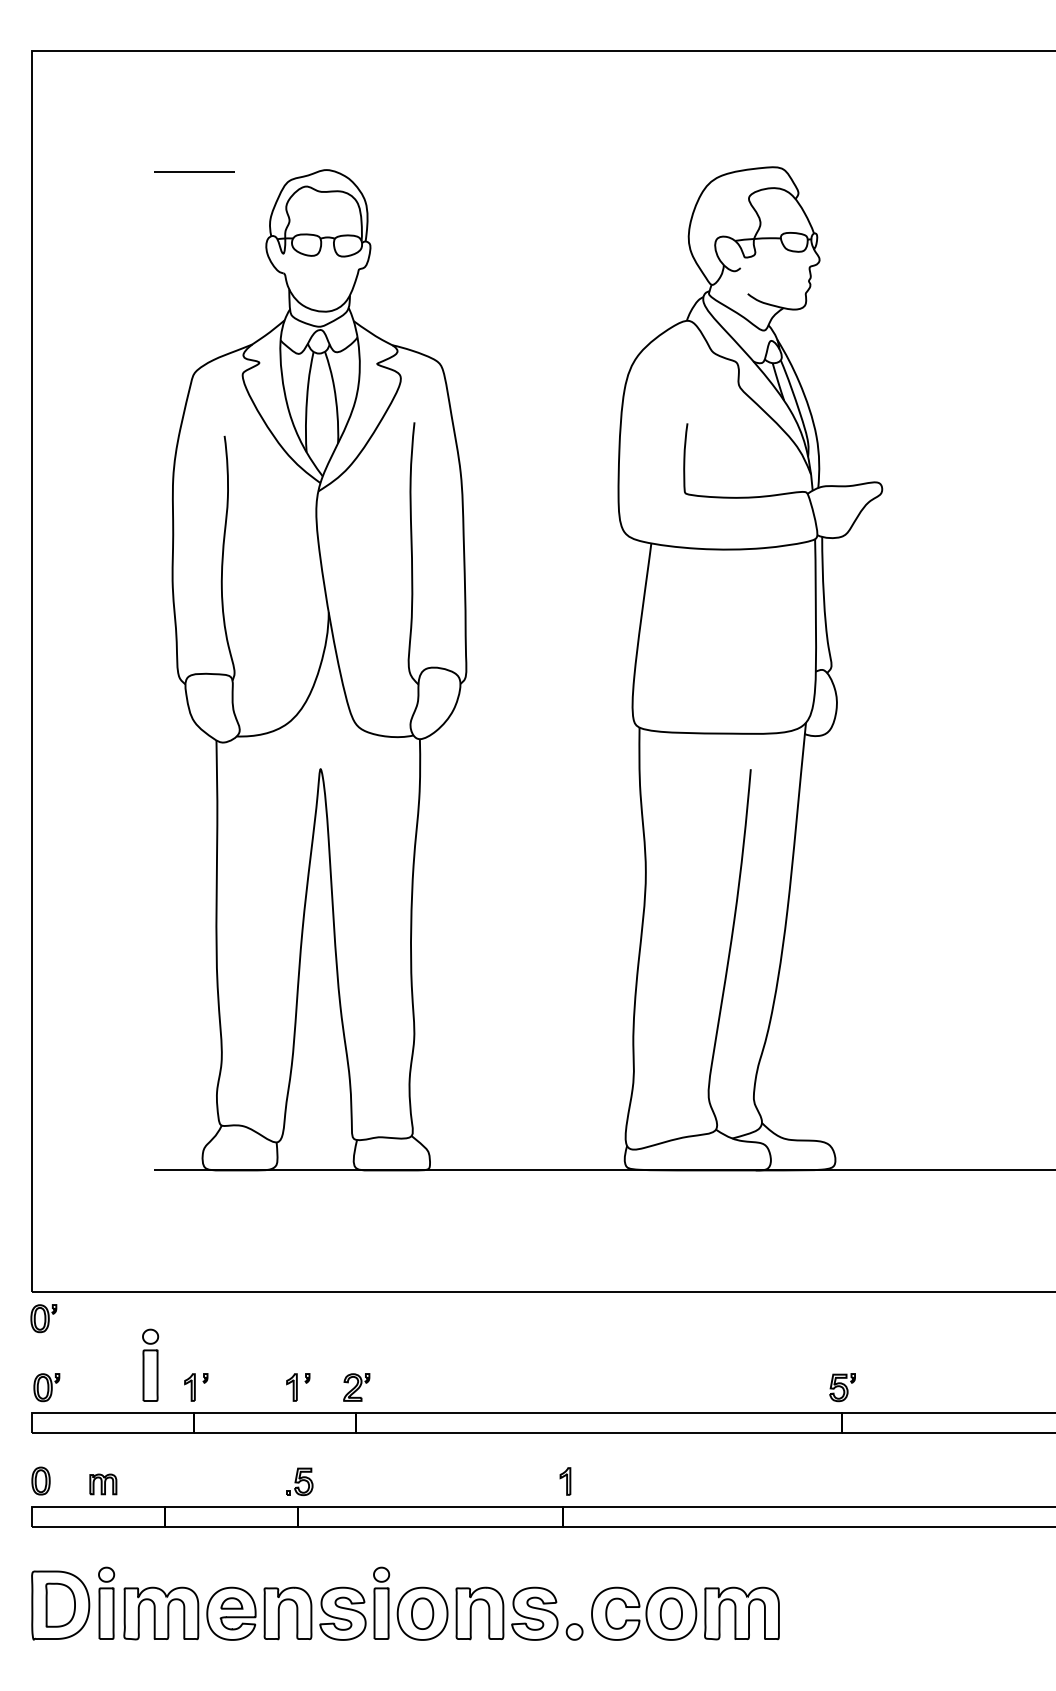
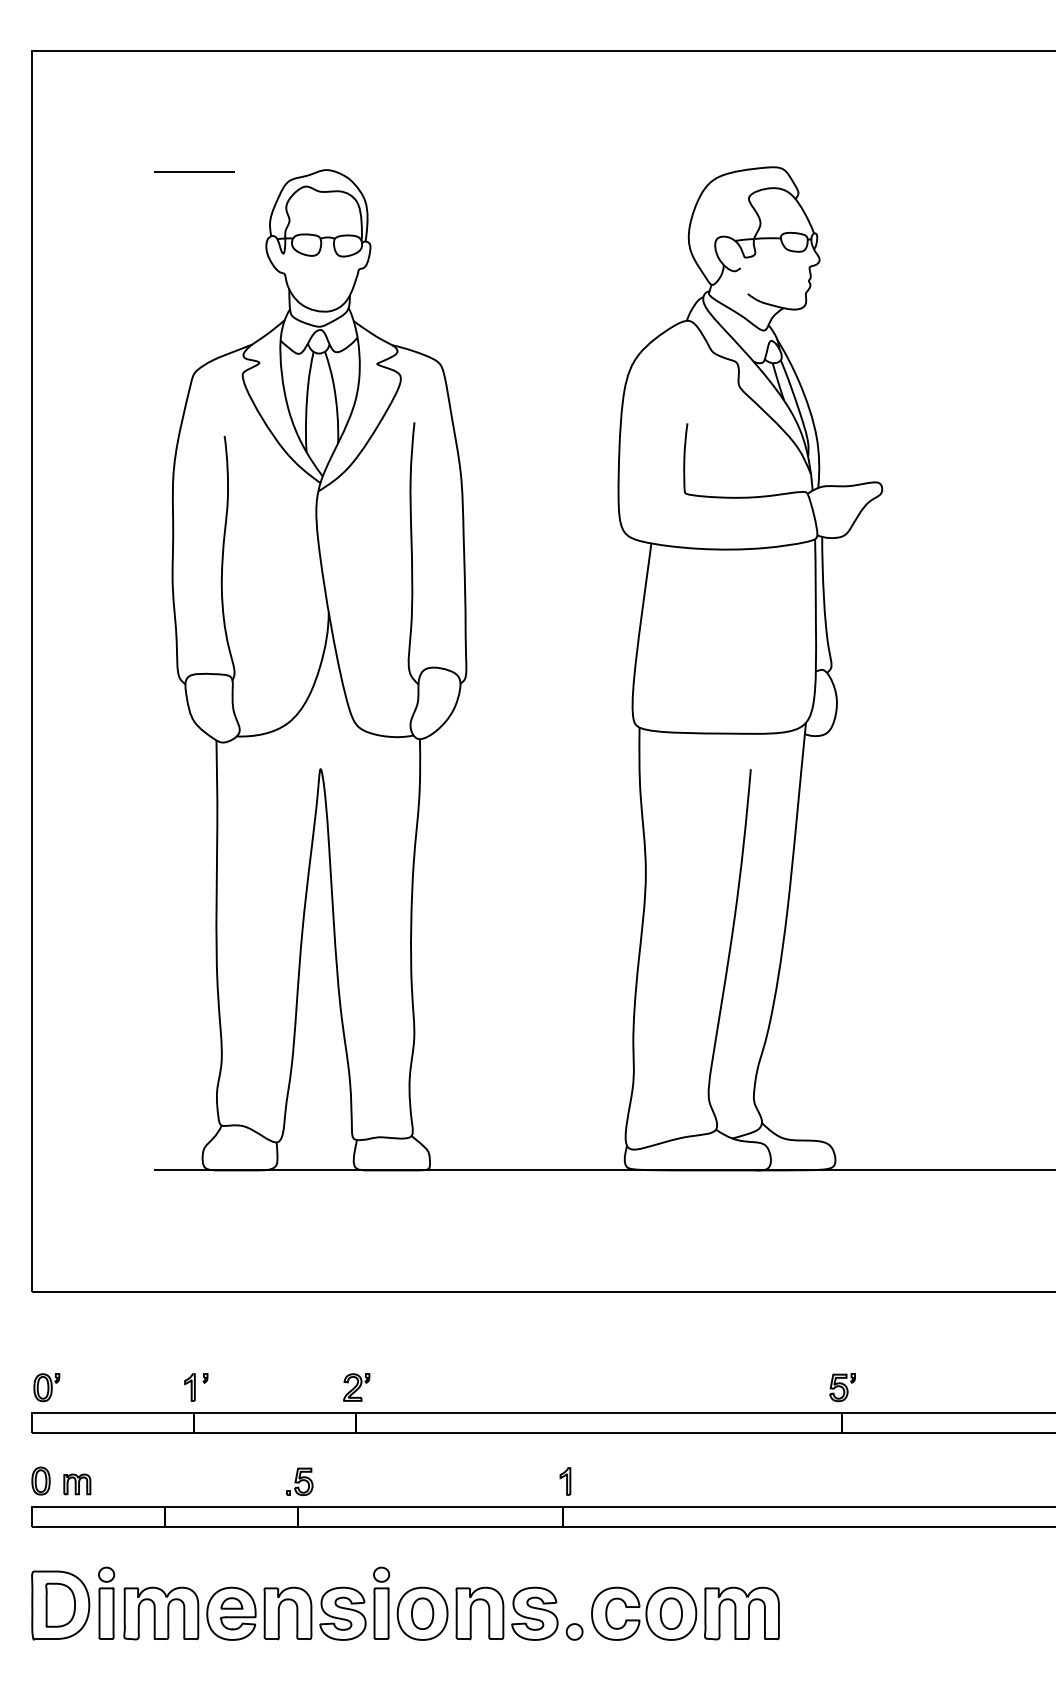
part: present -> none (43, 1318)
part: present -> none (150, 1364)
part: present -> none (298, 1387)
part position: (103, 1484) -> (77, 1484) (77, 1484)
